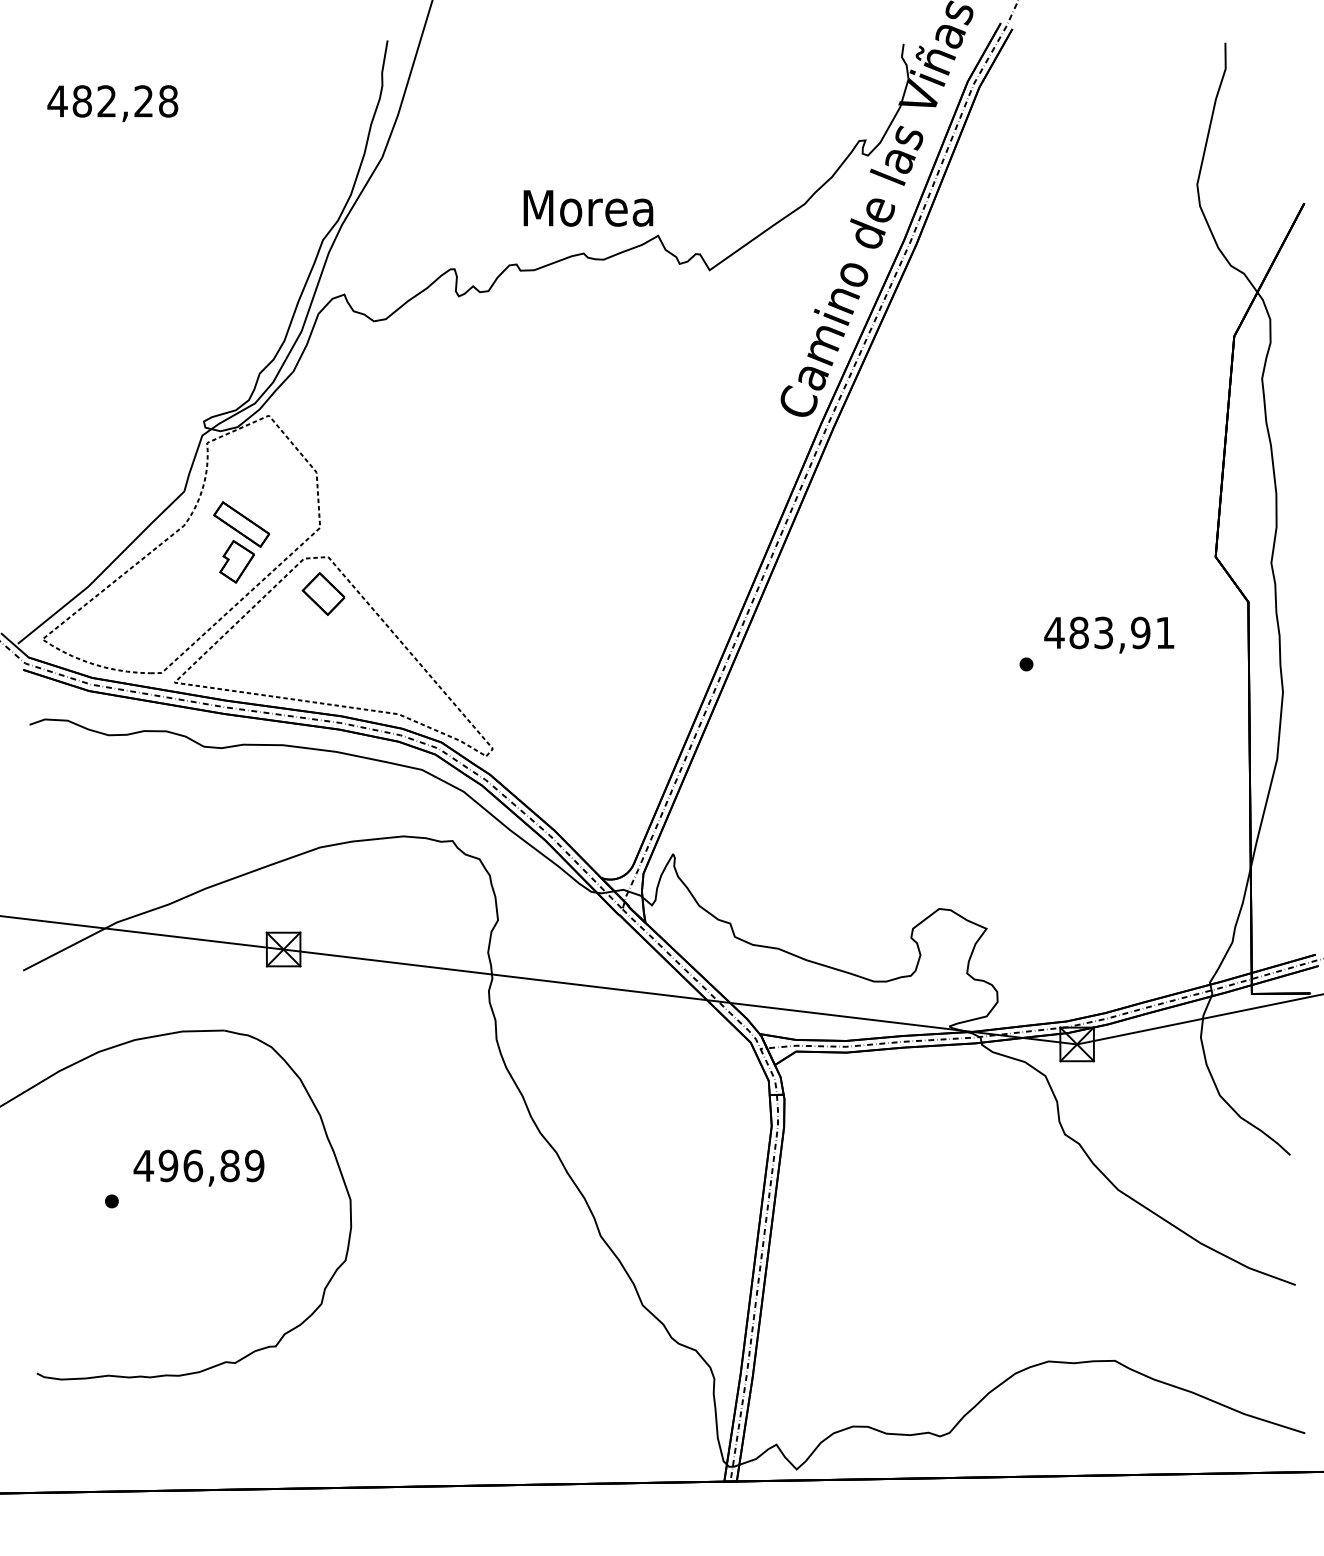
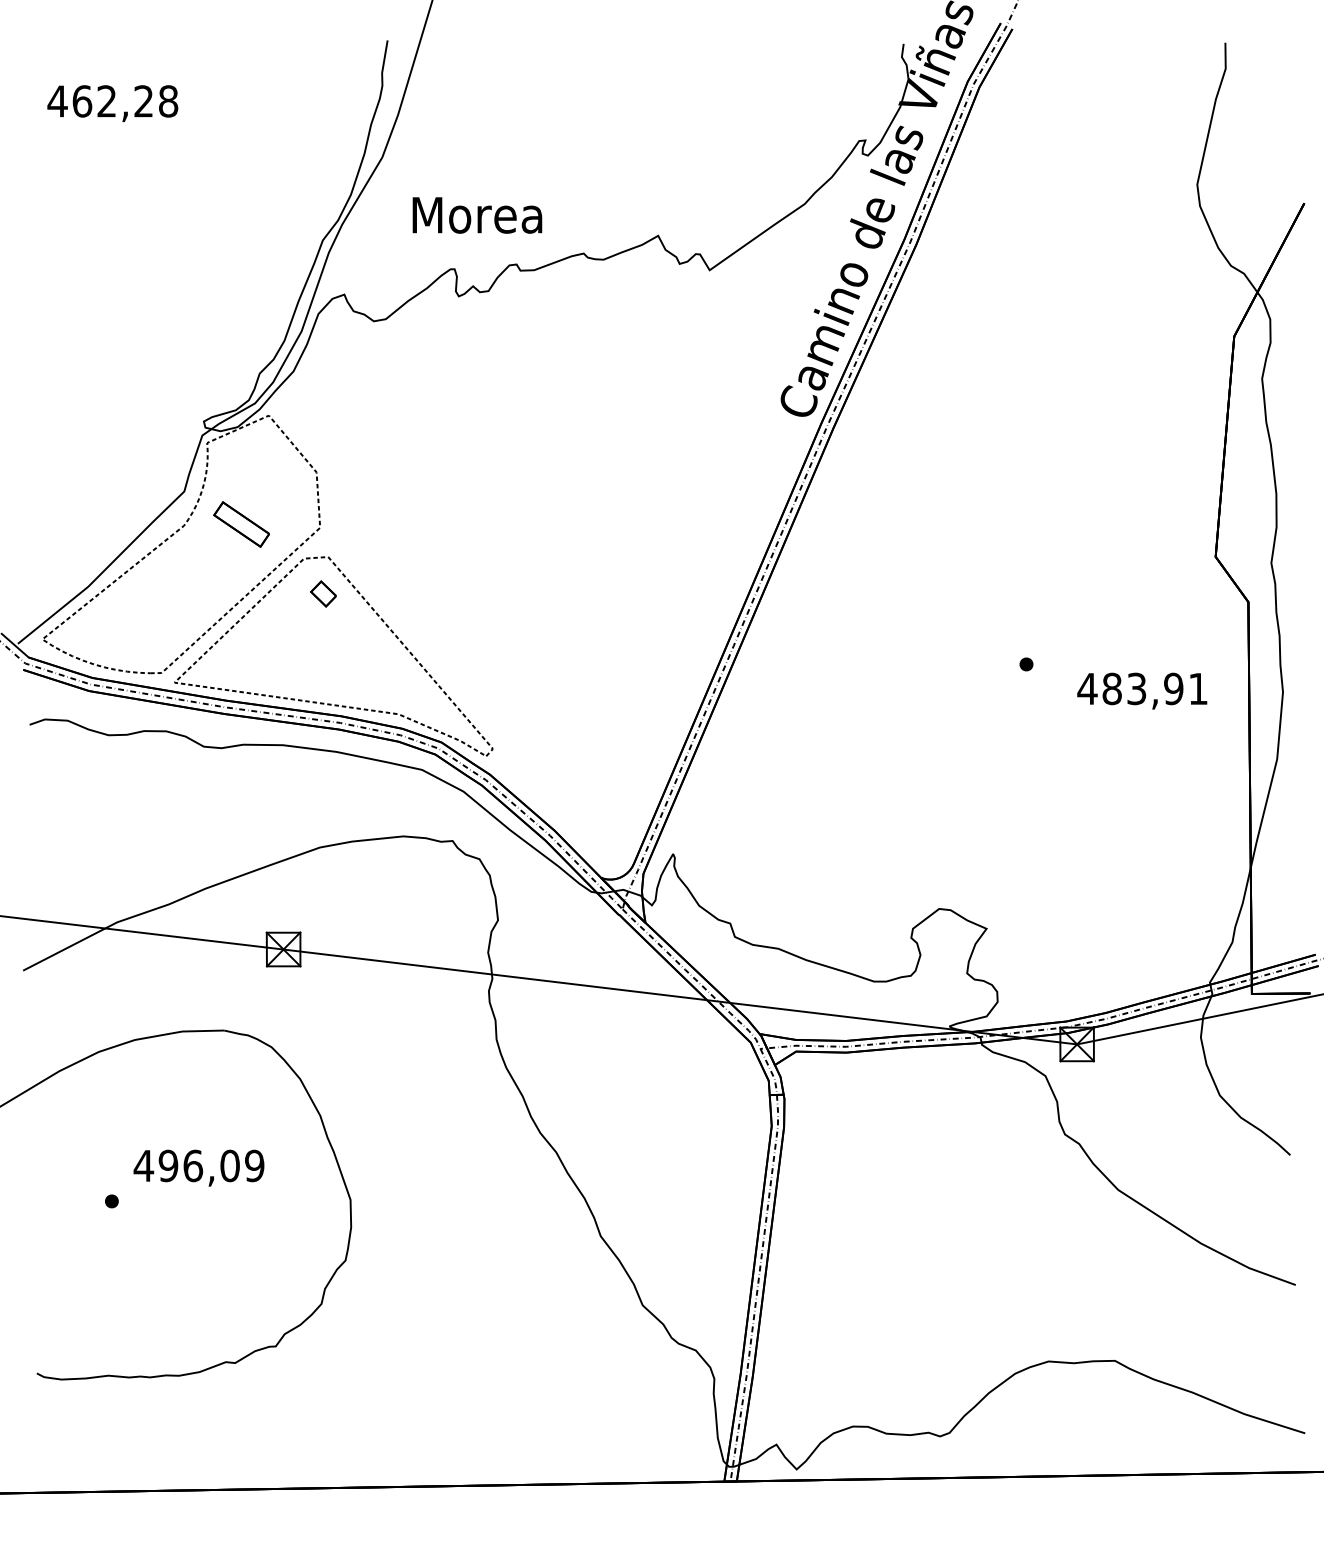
text: 482,28 -> 462,28 (82, 101)
text position: (588, 208) -> (477, 215) (477, 215)
part: present -> none (236, 561)
part size: 45x44 px -> 27x28 px (323, 593)
text position: (1109, 634) -> (1142, 690) (1142, 690)
text: 496,89 -> 496,09 (229, 1165)
